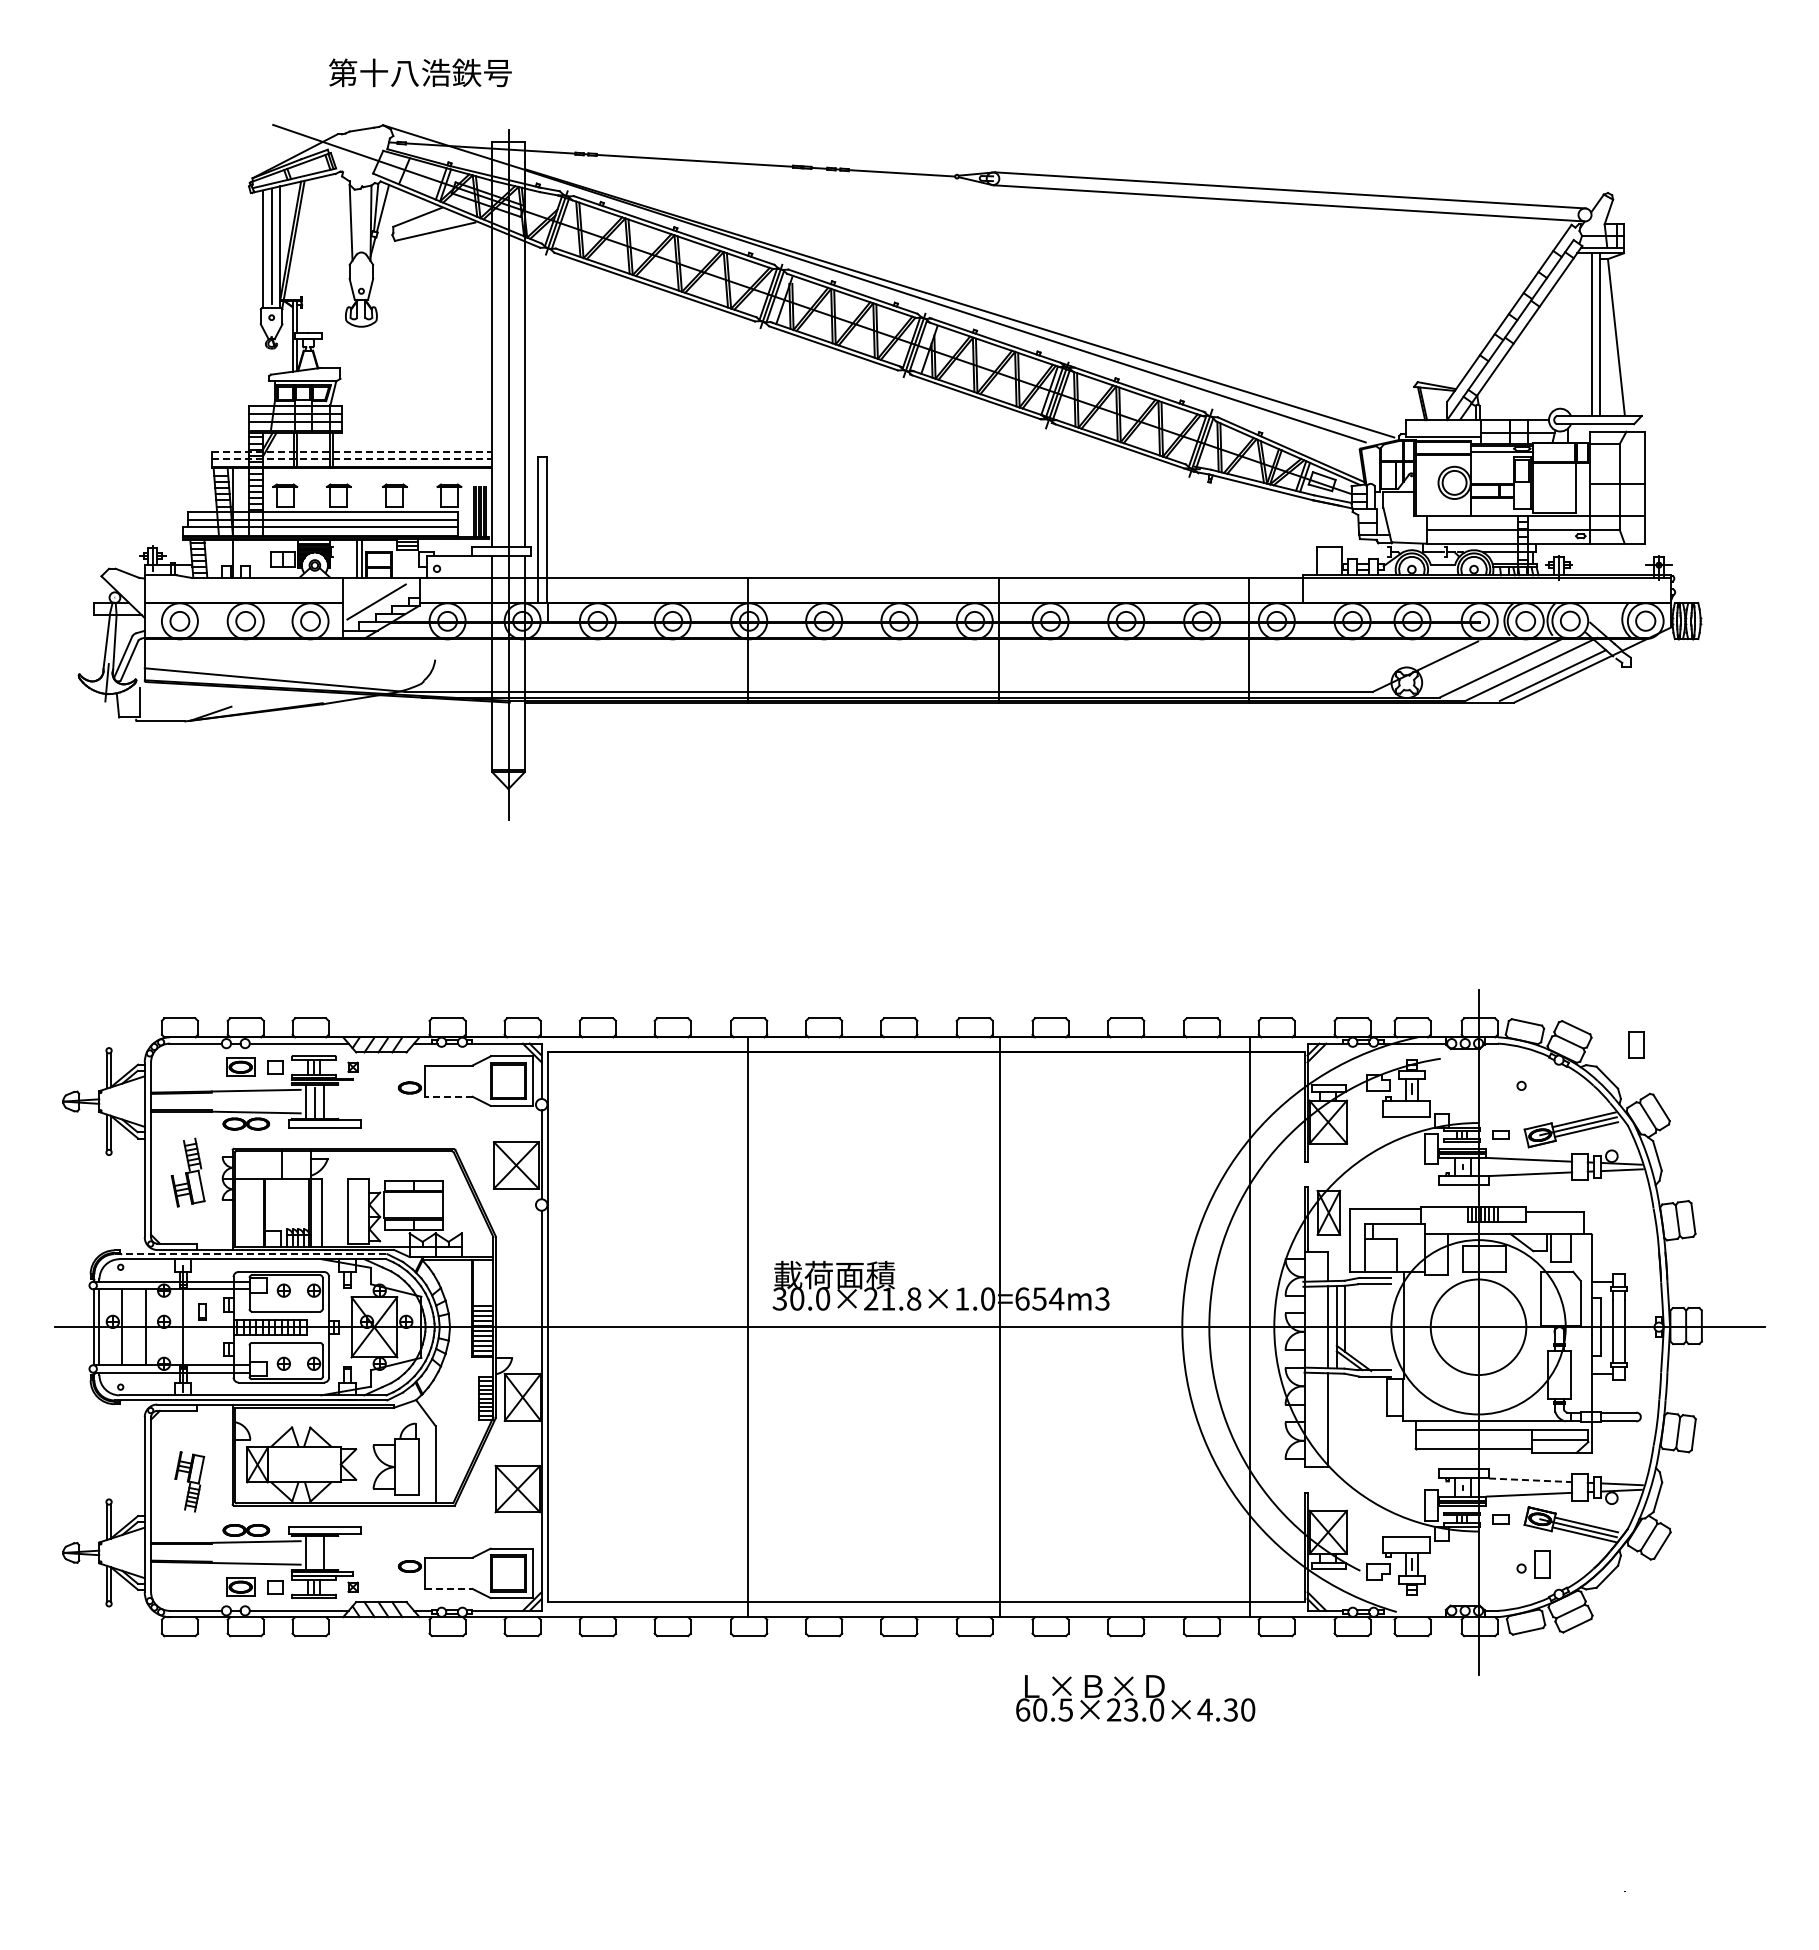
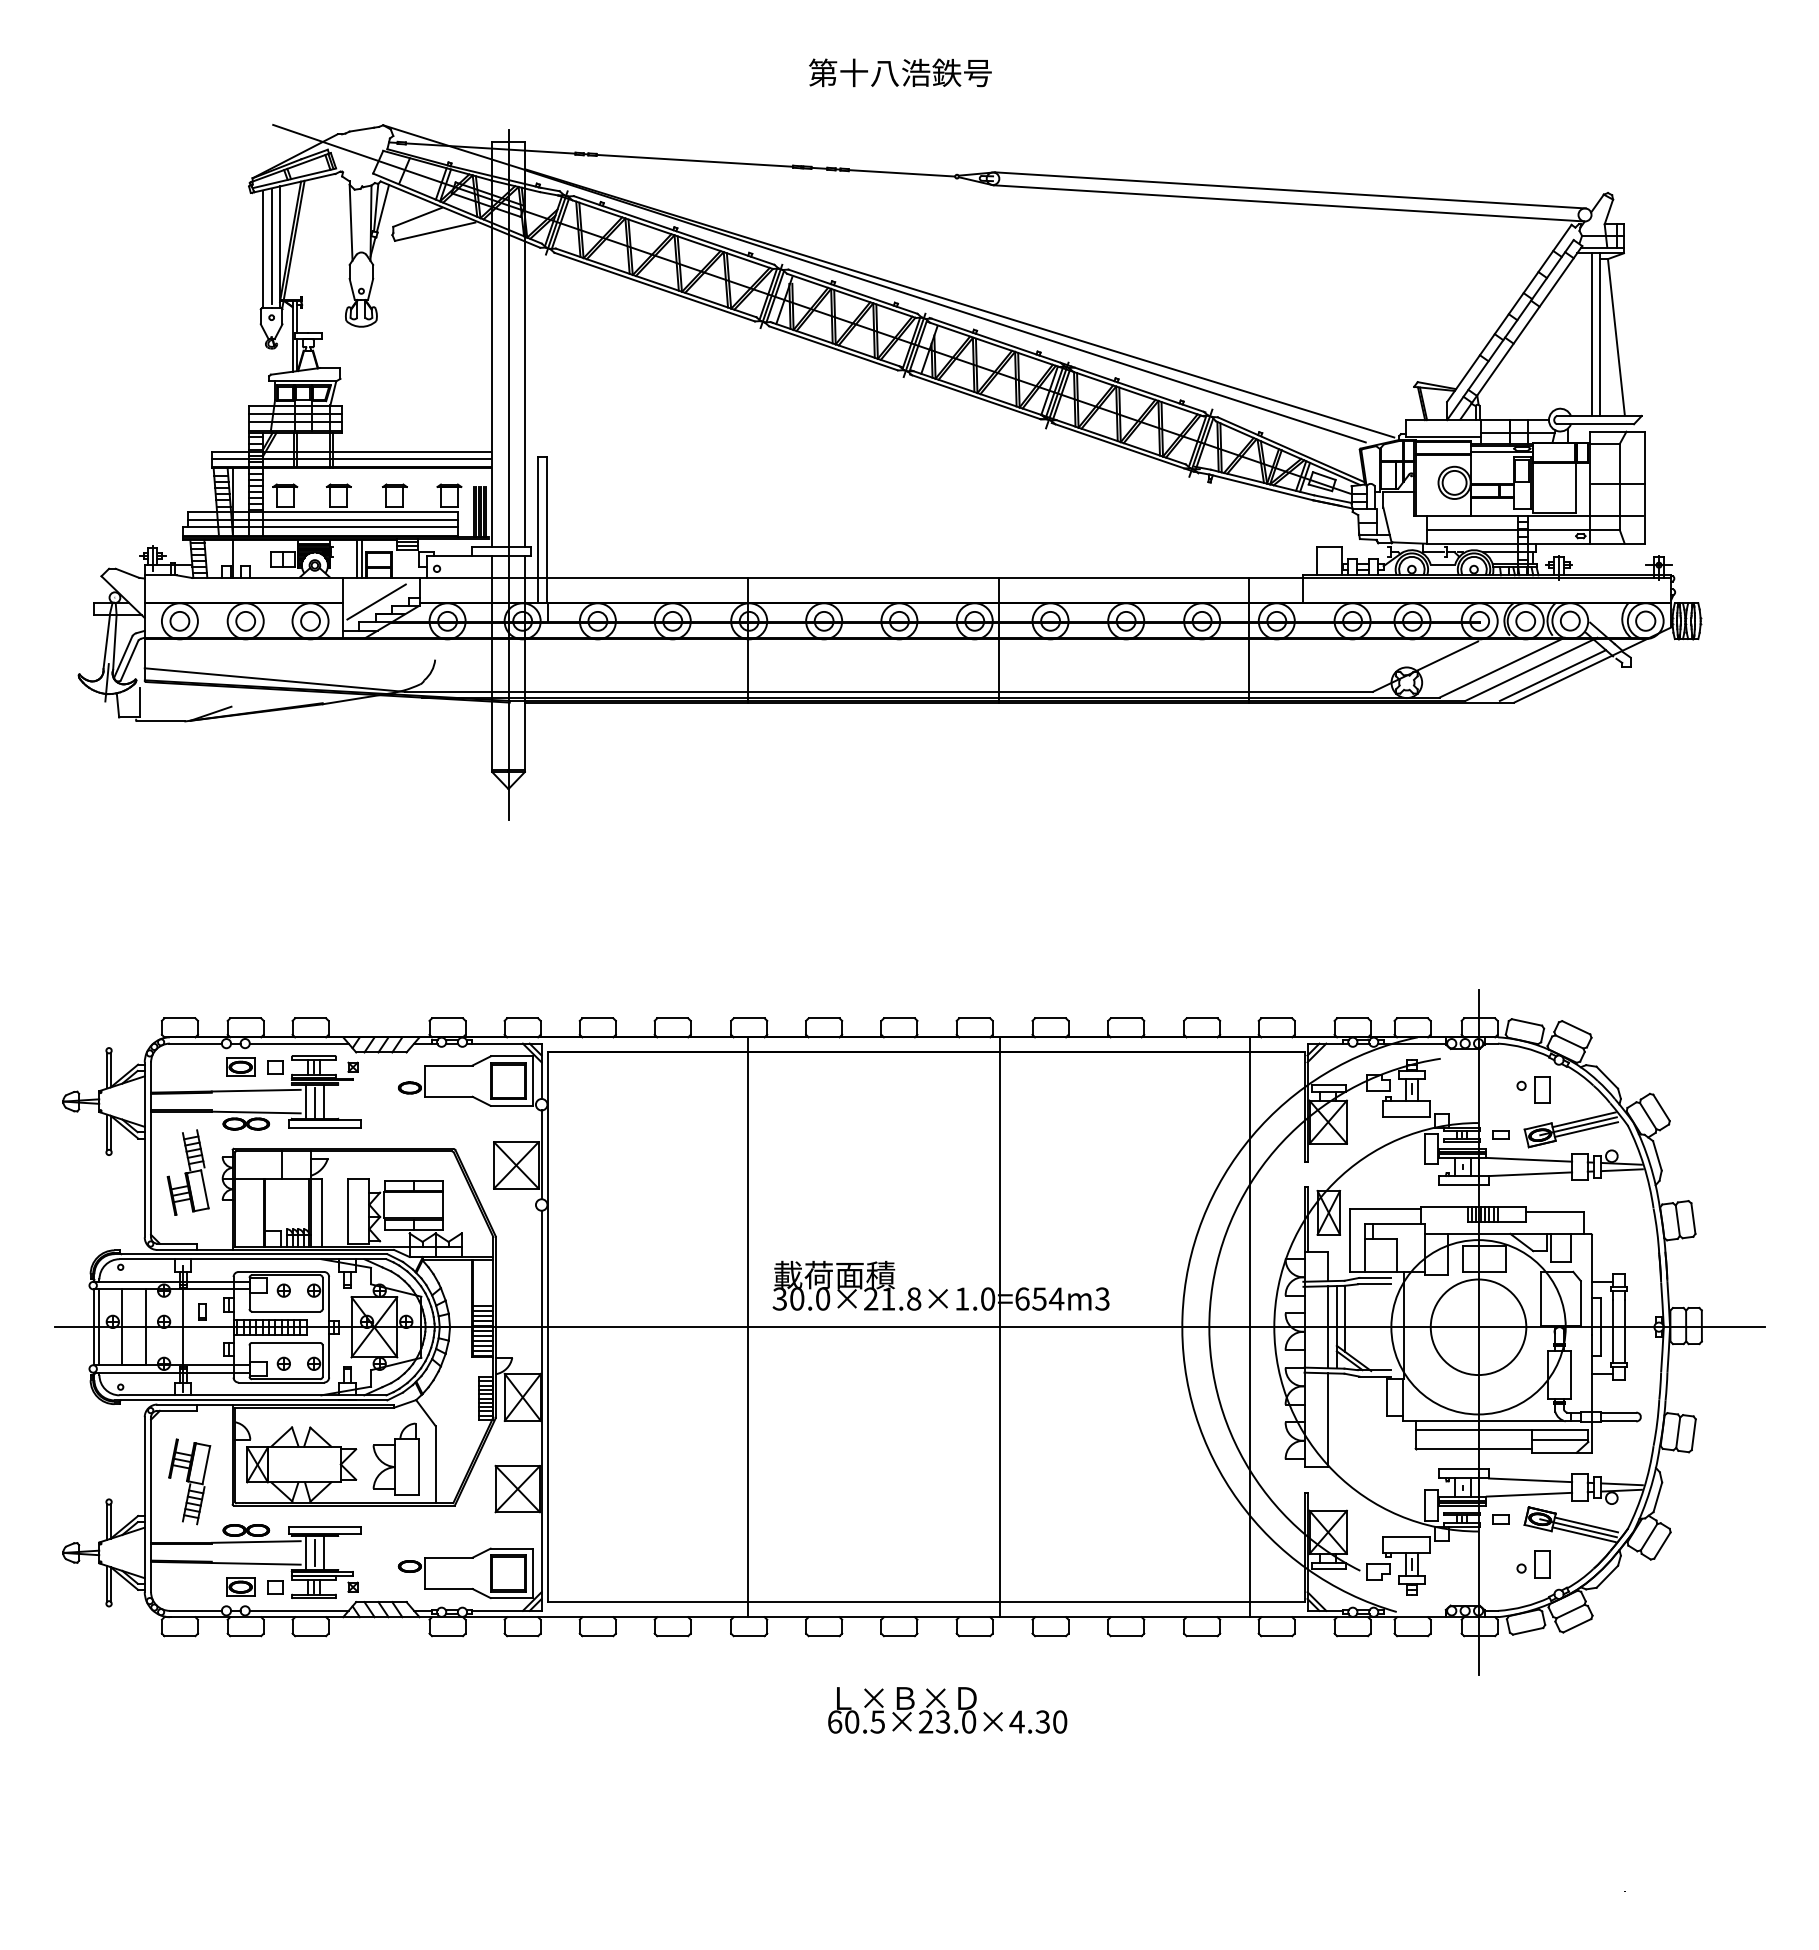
text position: (420, 72) -> (900, 72) (900, 72)
line: dashed -> solid (351, 451)
line: dashed -> solid (351, 458)
part position: (1636, 1044) -> (1542, 1089) (1542, 1089)
line: dashed -> solid (449, 1096)
part size: 36x71 px -> 44x87 px (187, 1172)
line: dashed -> solid (251, 1254)
line: dashed -> solid (1530, 1480)
part size: 32x62 px -> 44x88 px (189, 1481)
line: none -> present (314, 1552)
line: dashed -> solid (449, 1589)
text position: (1135, 1698) -> (947, 1710) (947, 1710)
